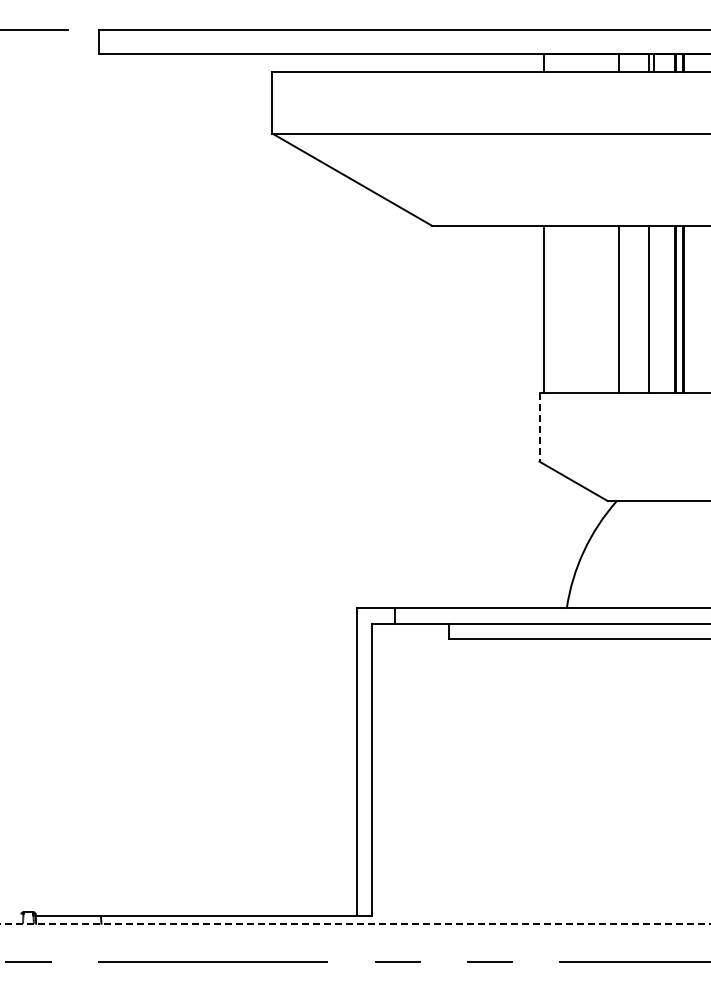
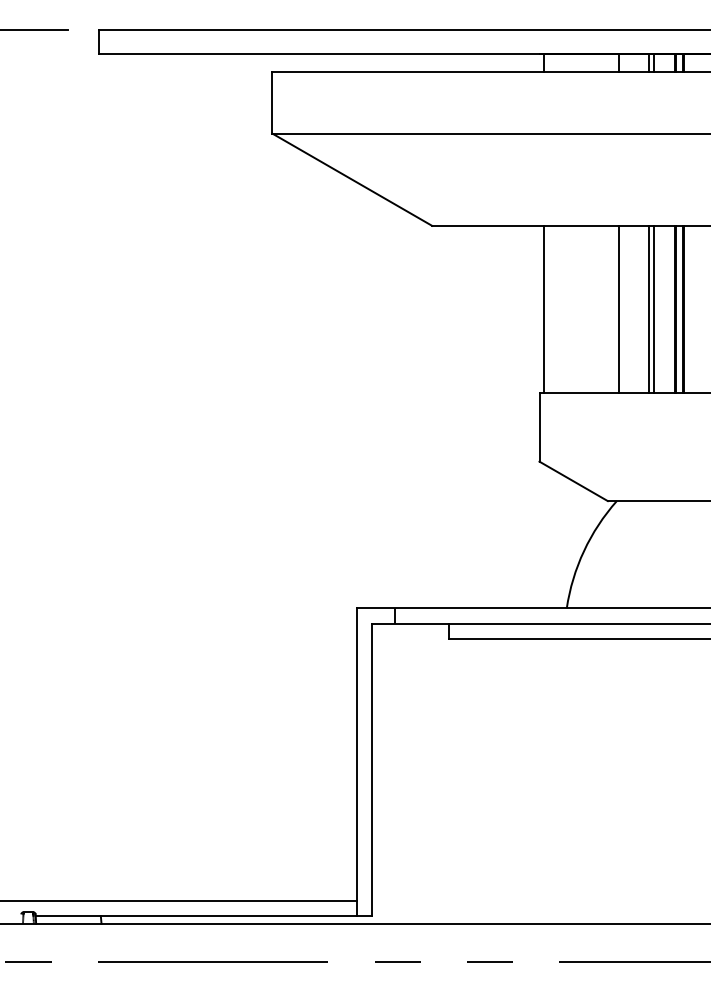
line: none -> present (654, 308)
line: dashed -> solid (539, 427)
line: none -> present (179, 900)
line: dashed -> solid (355, 923)
